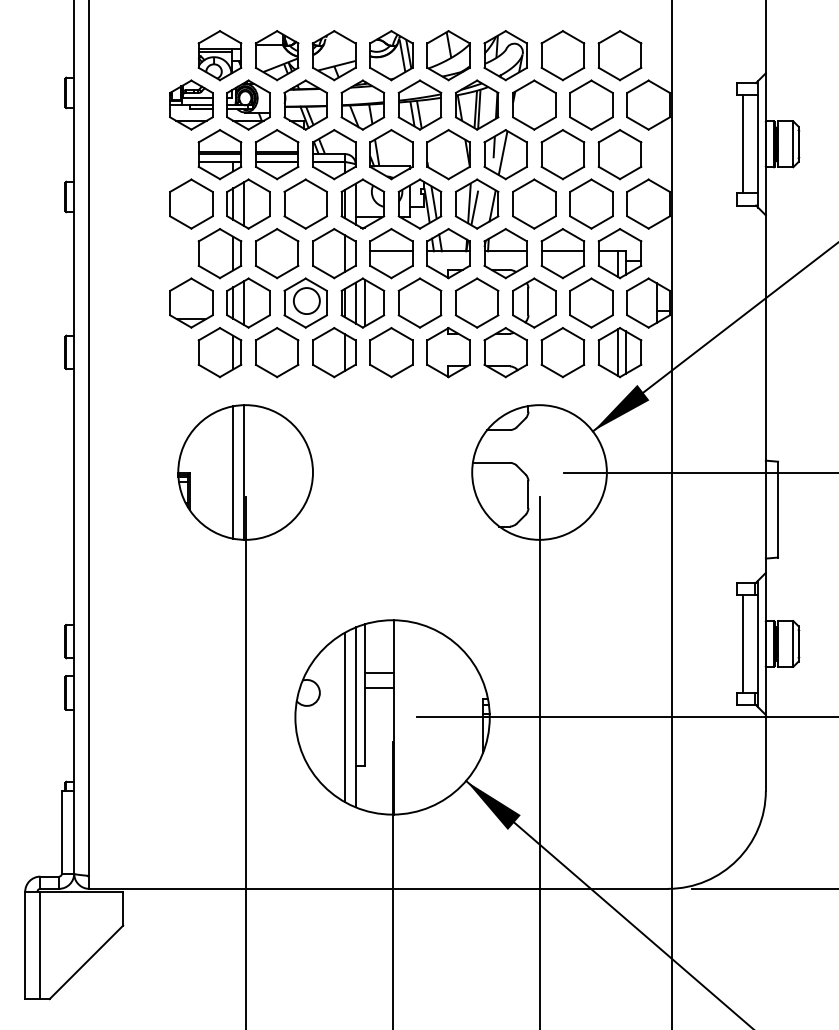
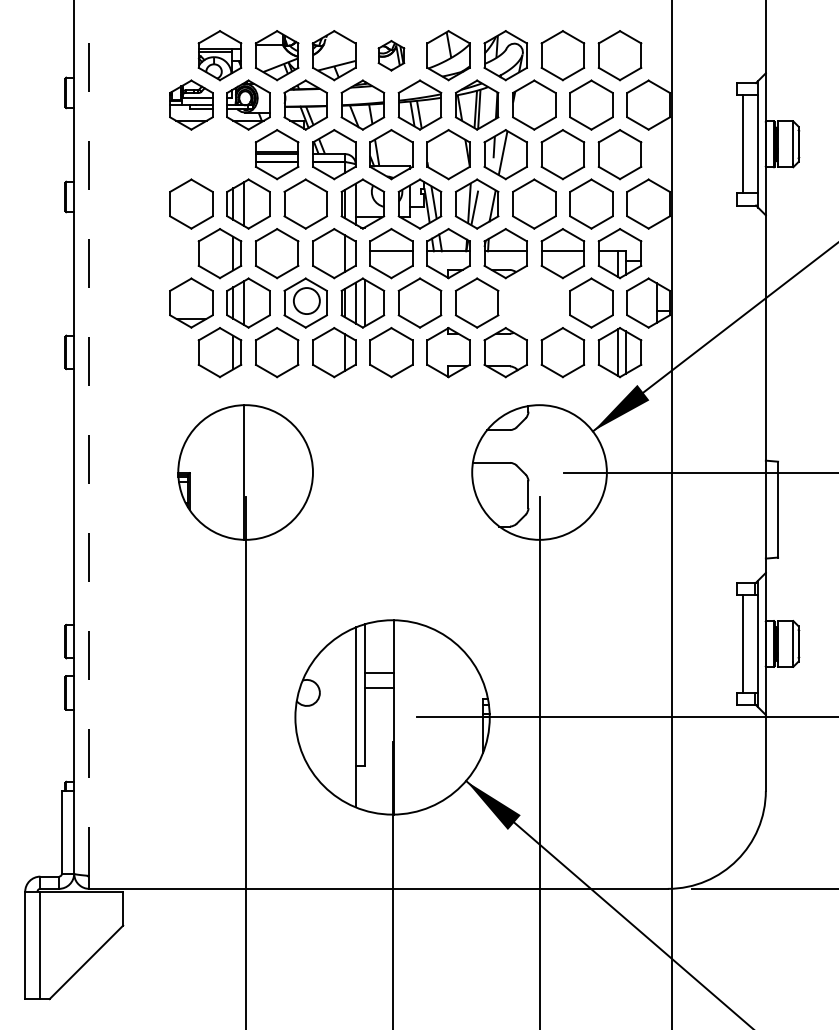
part size: 45x52 px -> 29x33 px (391, 55)
part: present -> none (219, 154)
part: present -> none (534, 302)
line: solid -> dashed (89, 438)
line: present -> none (233, 472)
line: present -> none (345, 717)
